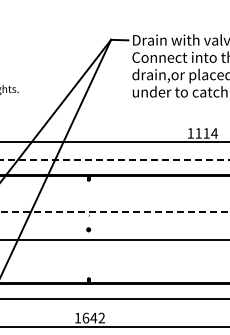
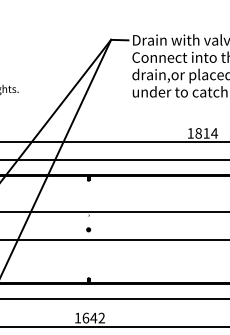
text: 1114 -> 1814 (198, 133)
line: dashed -> solid (115, 160)
line: dashed -> solid (115, 211)
